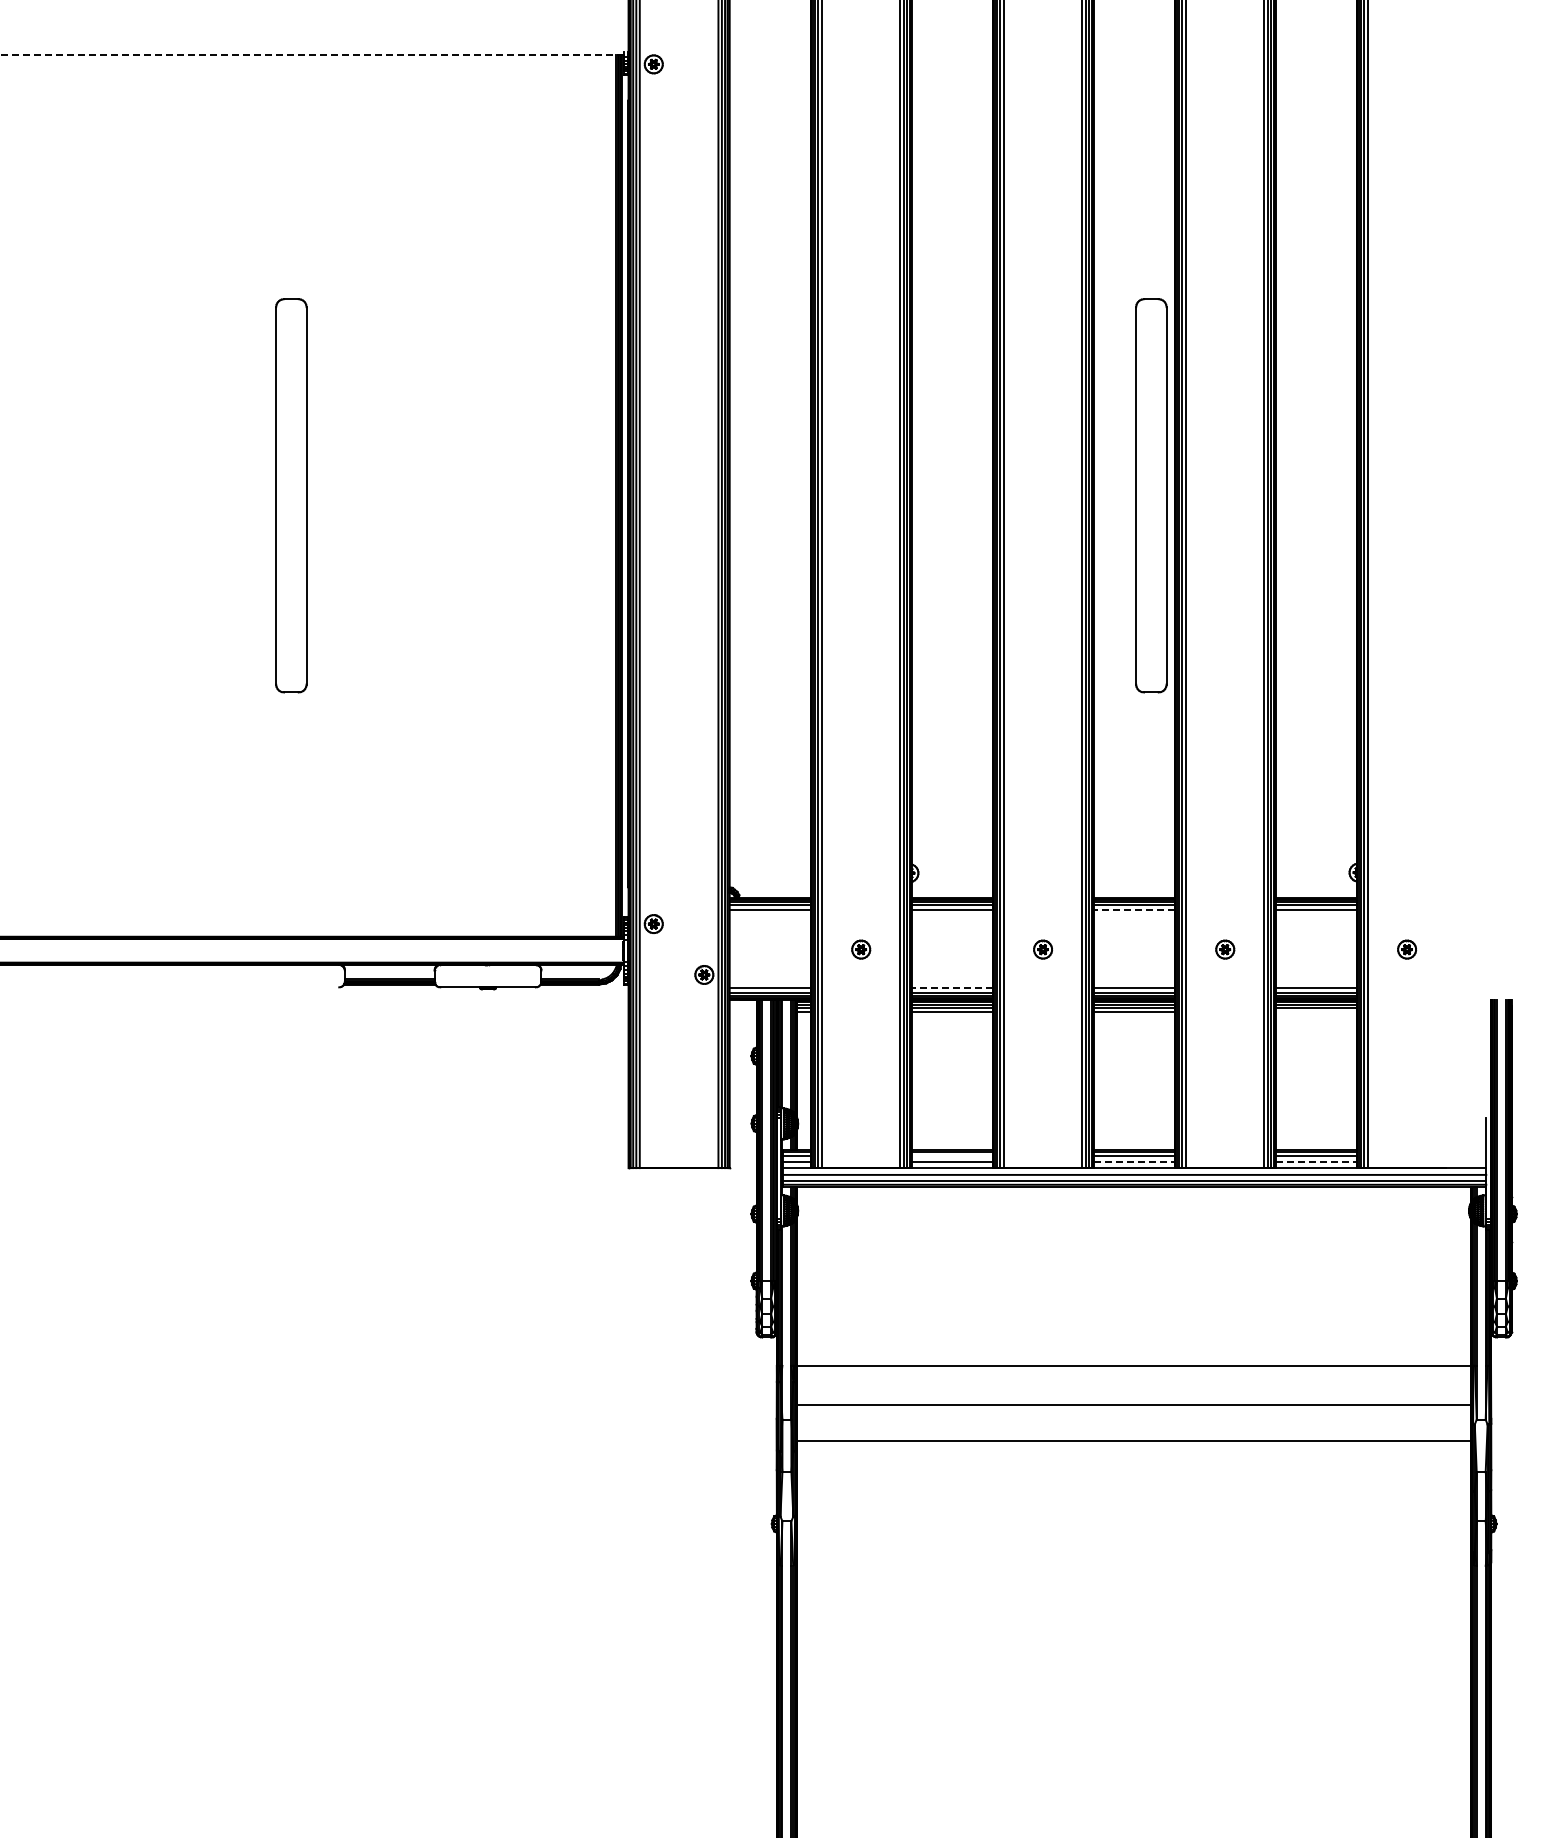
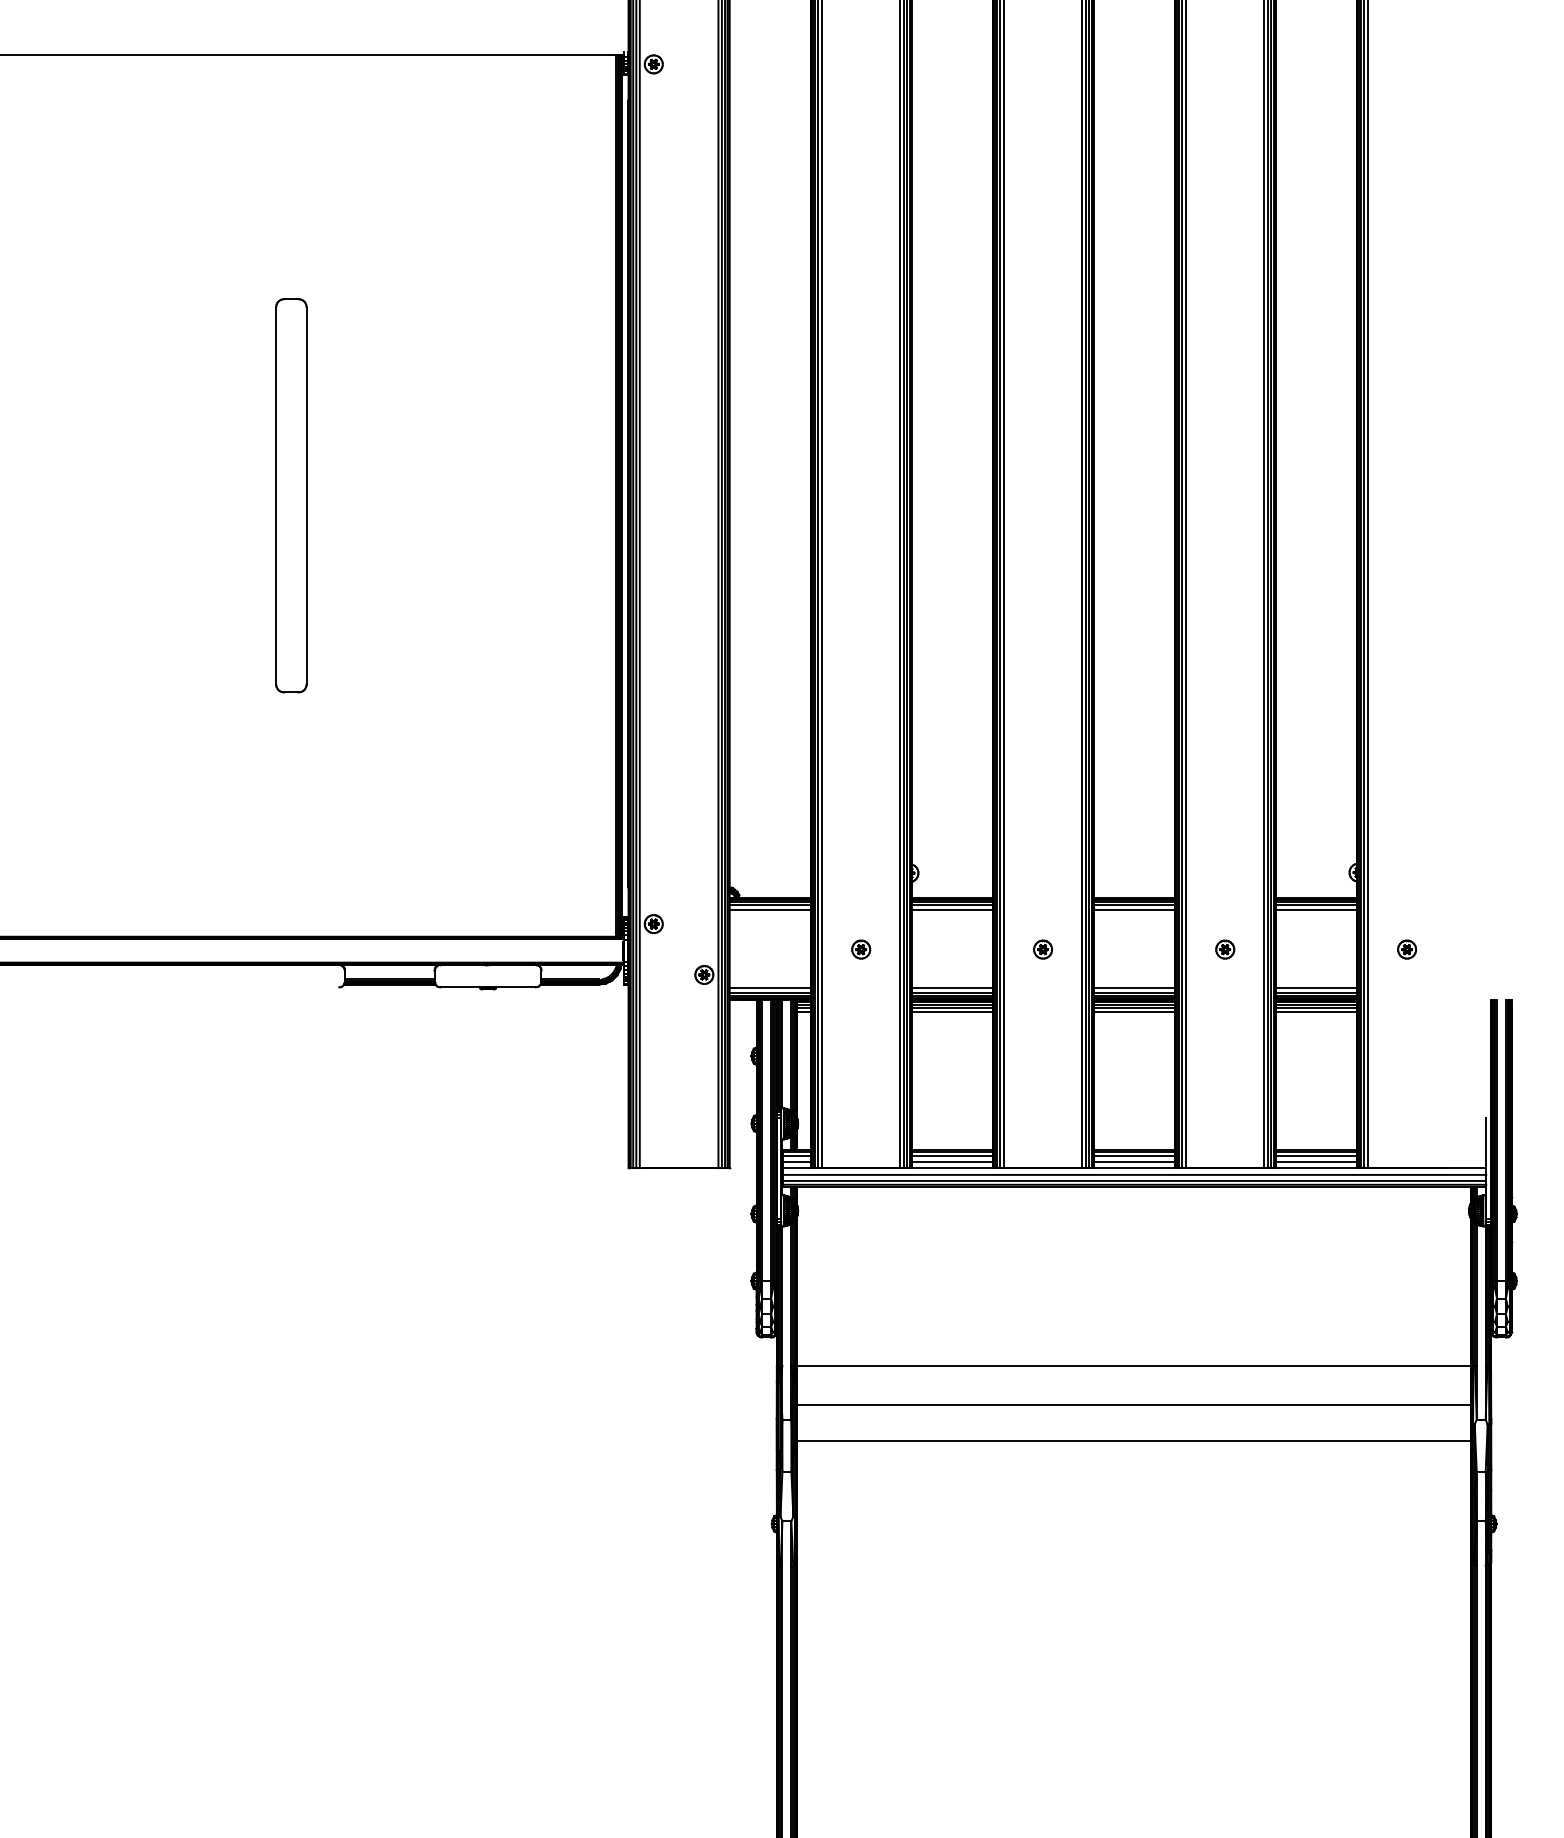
line: dashed -> solid (312, 55)
part: present -> none (1151, 495)
line: dashed -> solid (1133, 909)
line: dashed -> solid (951, 988)
line: none -> present (1315, 1011)
line: none -> present (951, 1156)
line: dashed -> solid (1134, 1162)
line: dashed -> solid (1316, 1162)
